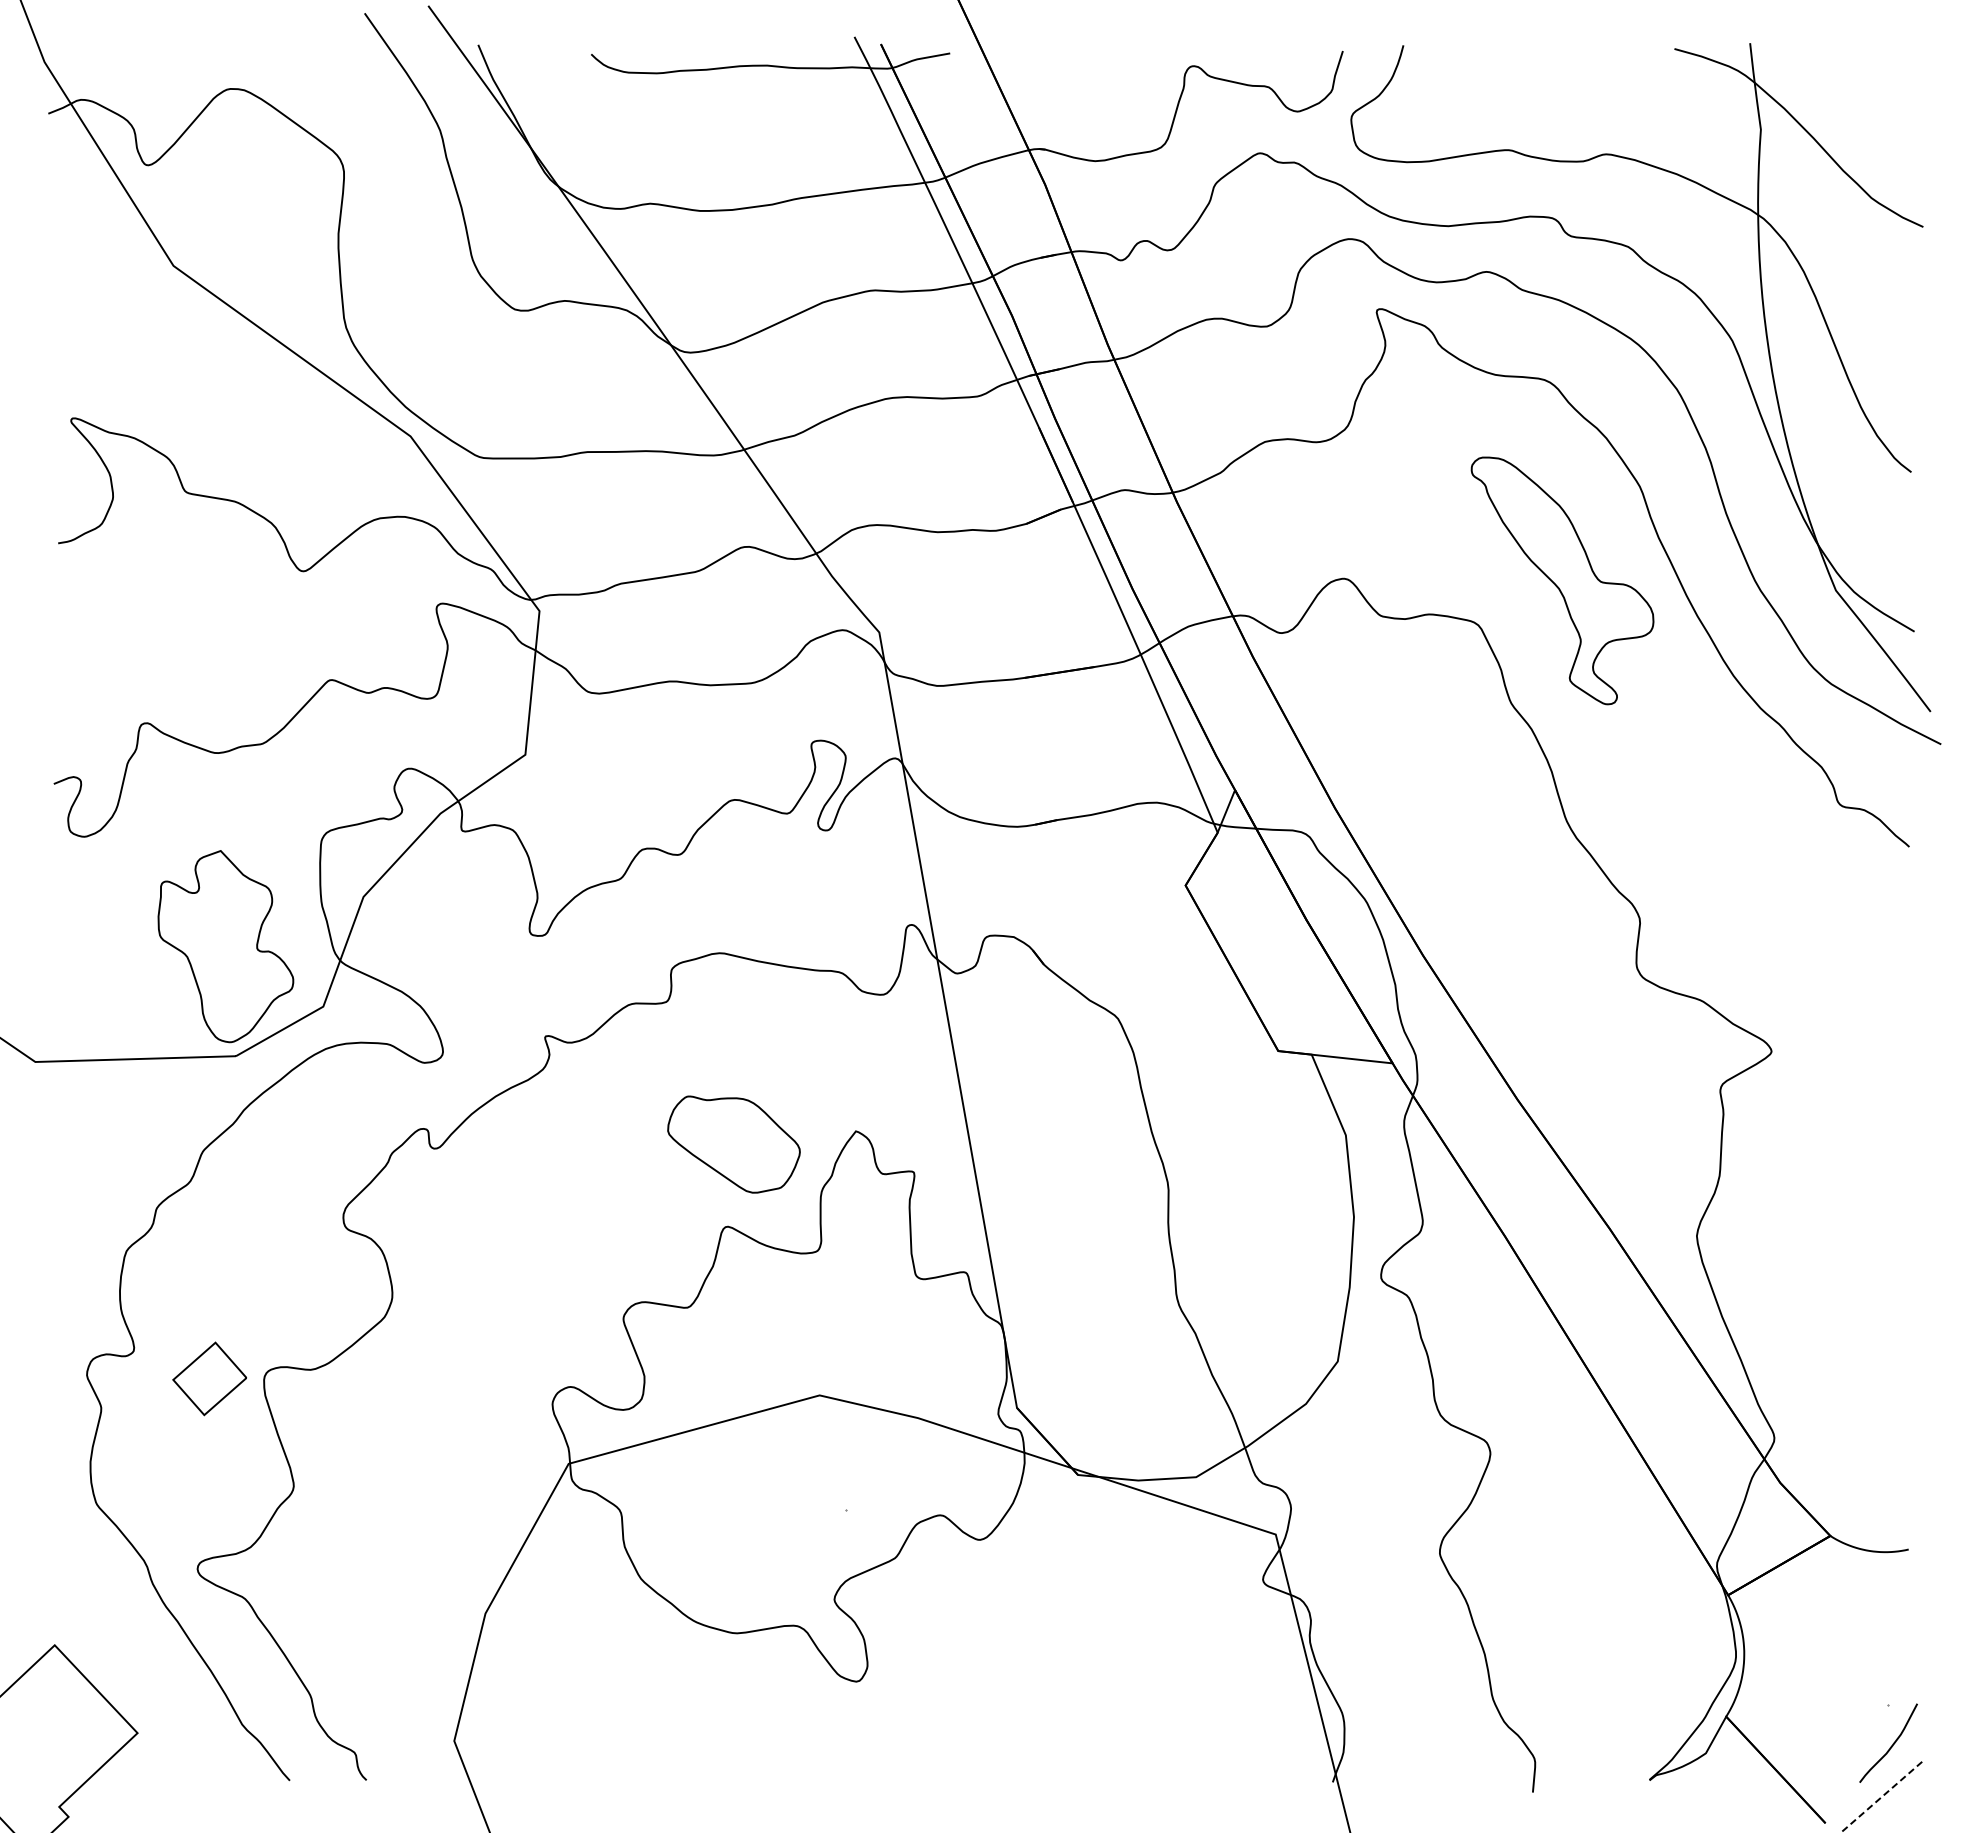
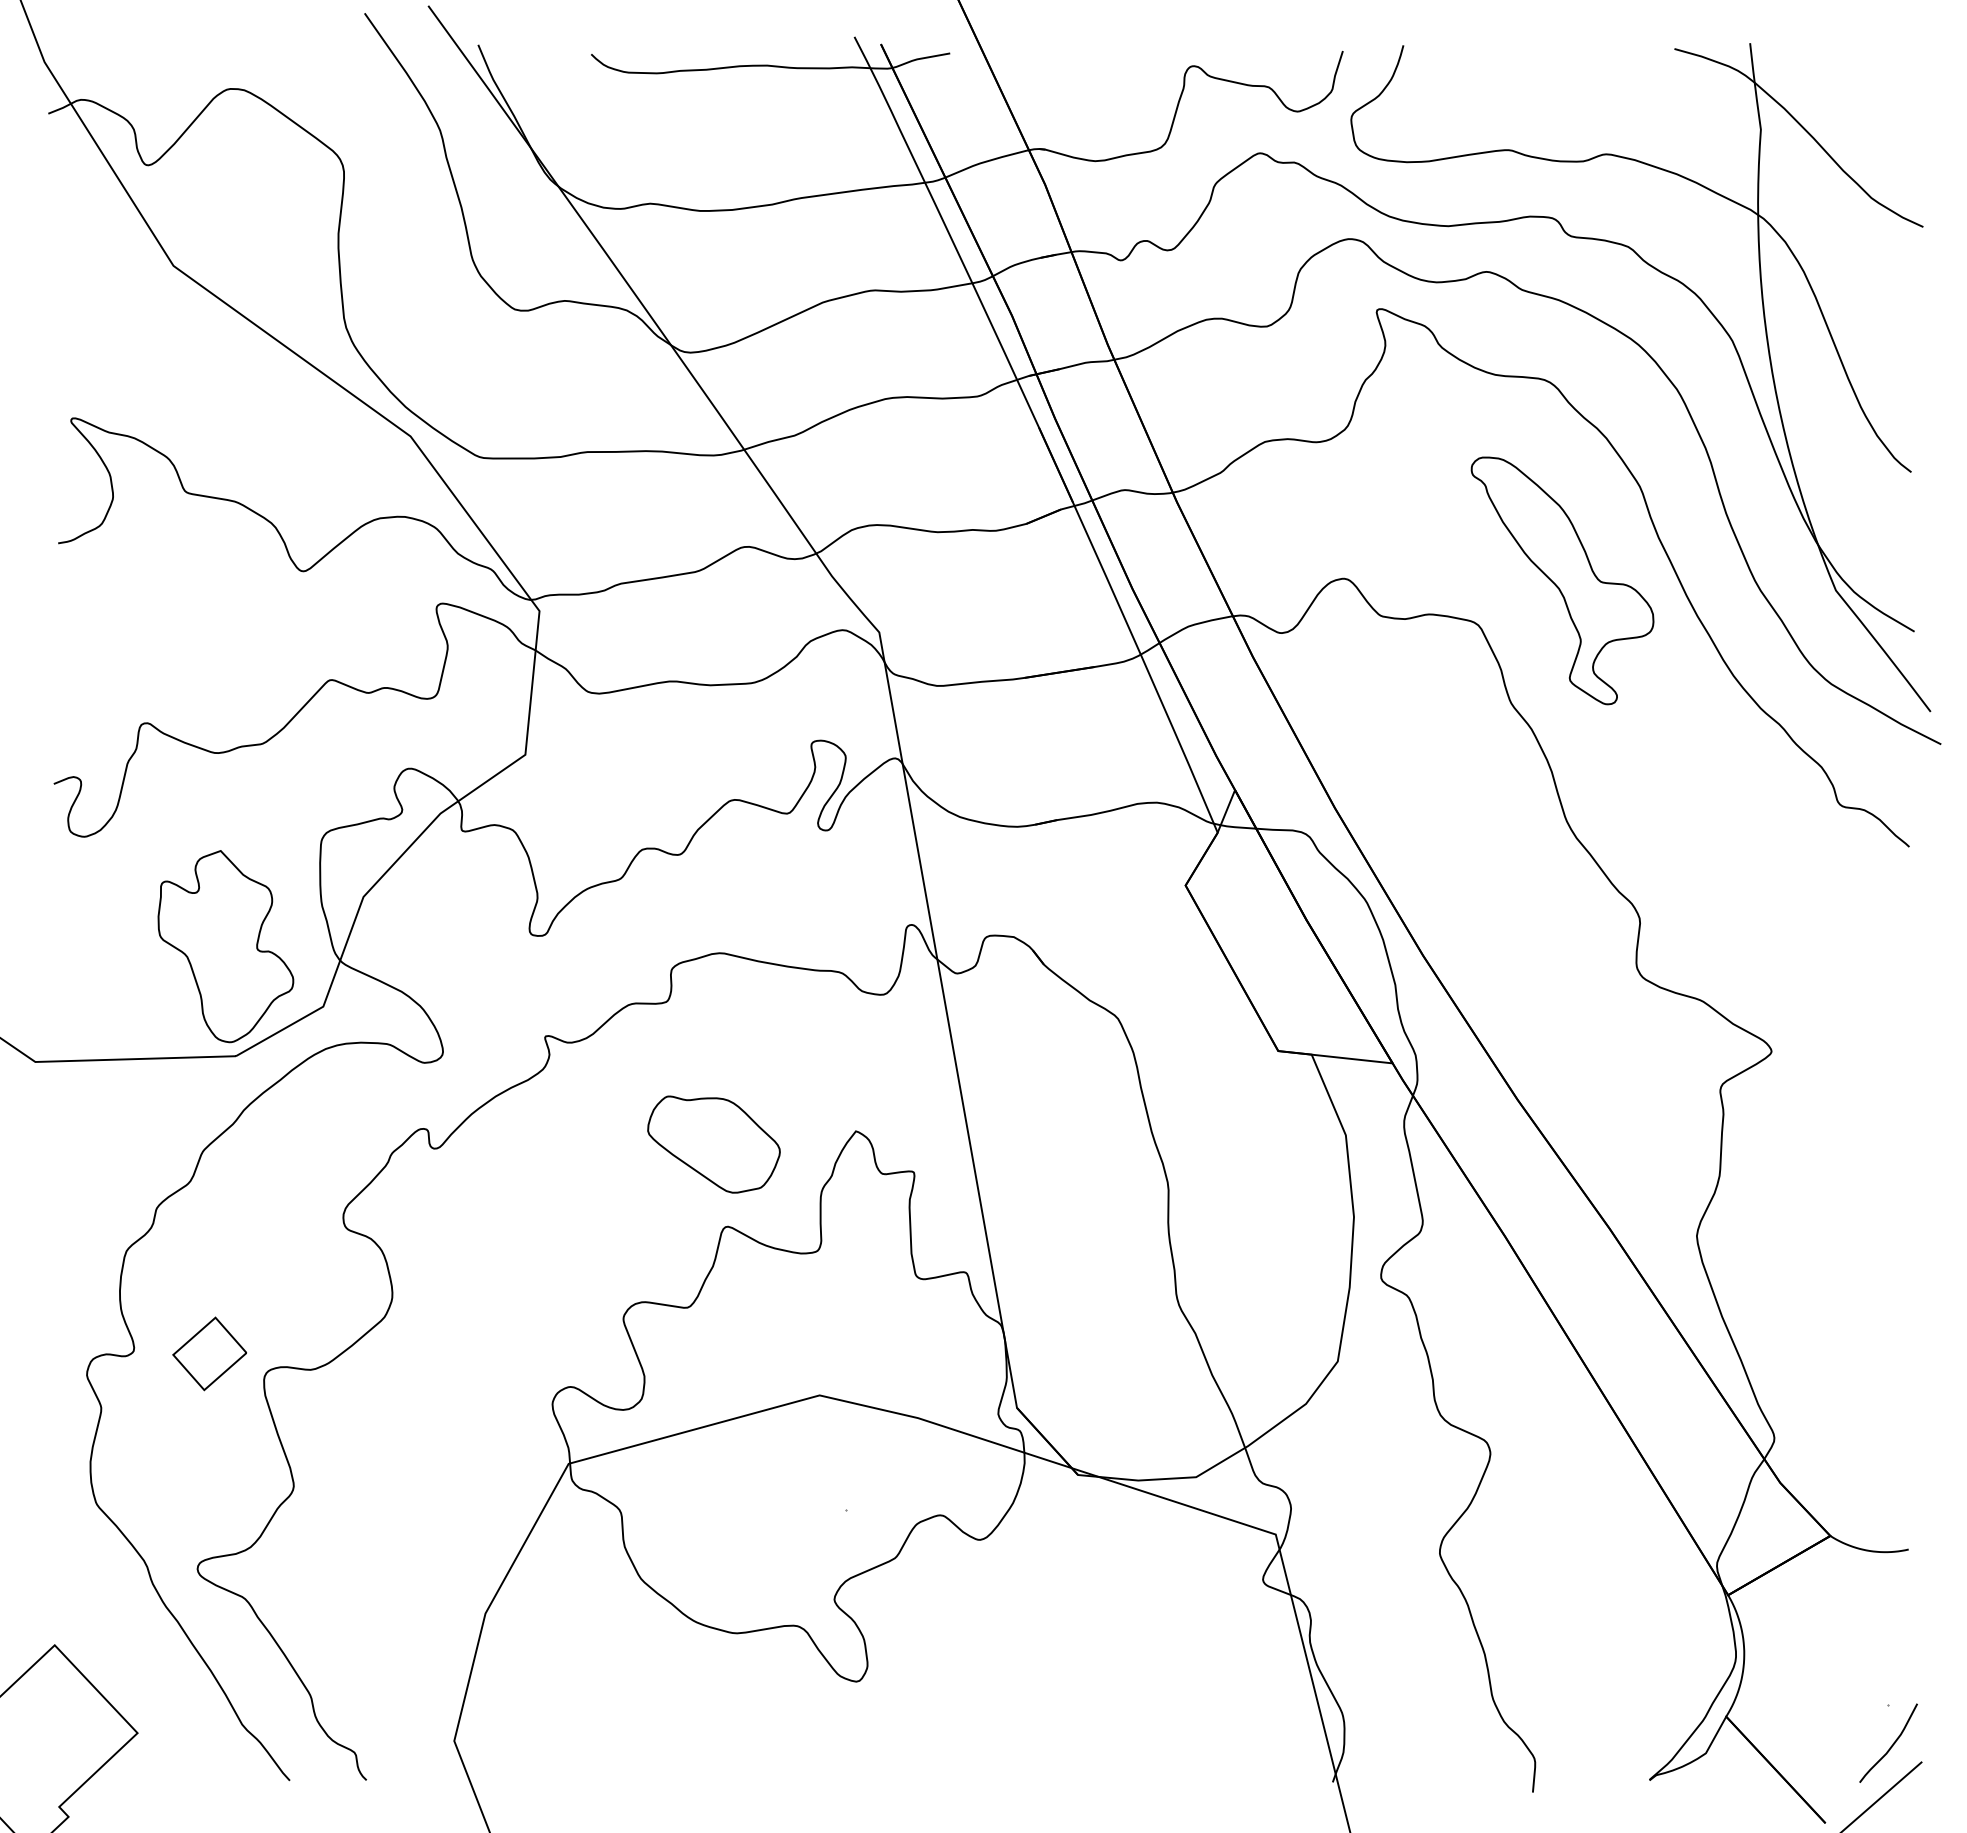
part position: (733, 1144) -> (713, 1144) (713, 1144)
part position: (209, 1378) -> (209, 1353) (209, 1353)
line: dashed -> solid (1881, 1797)
